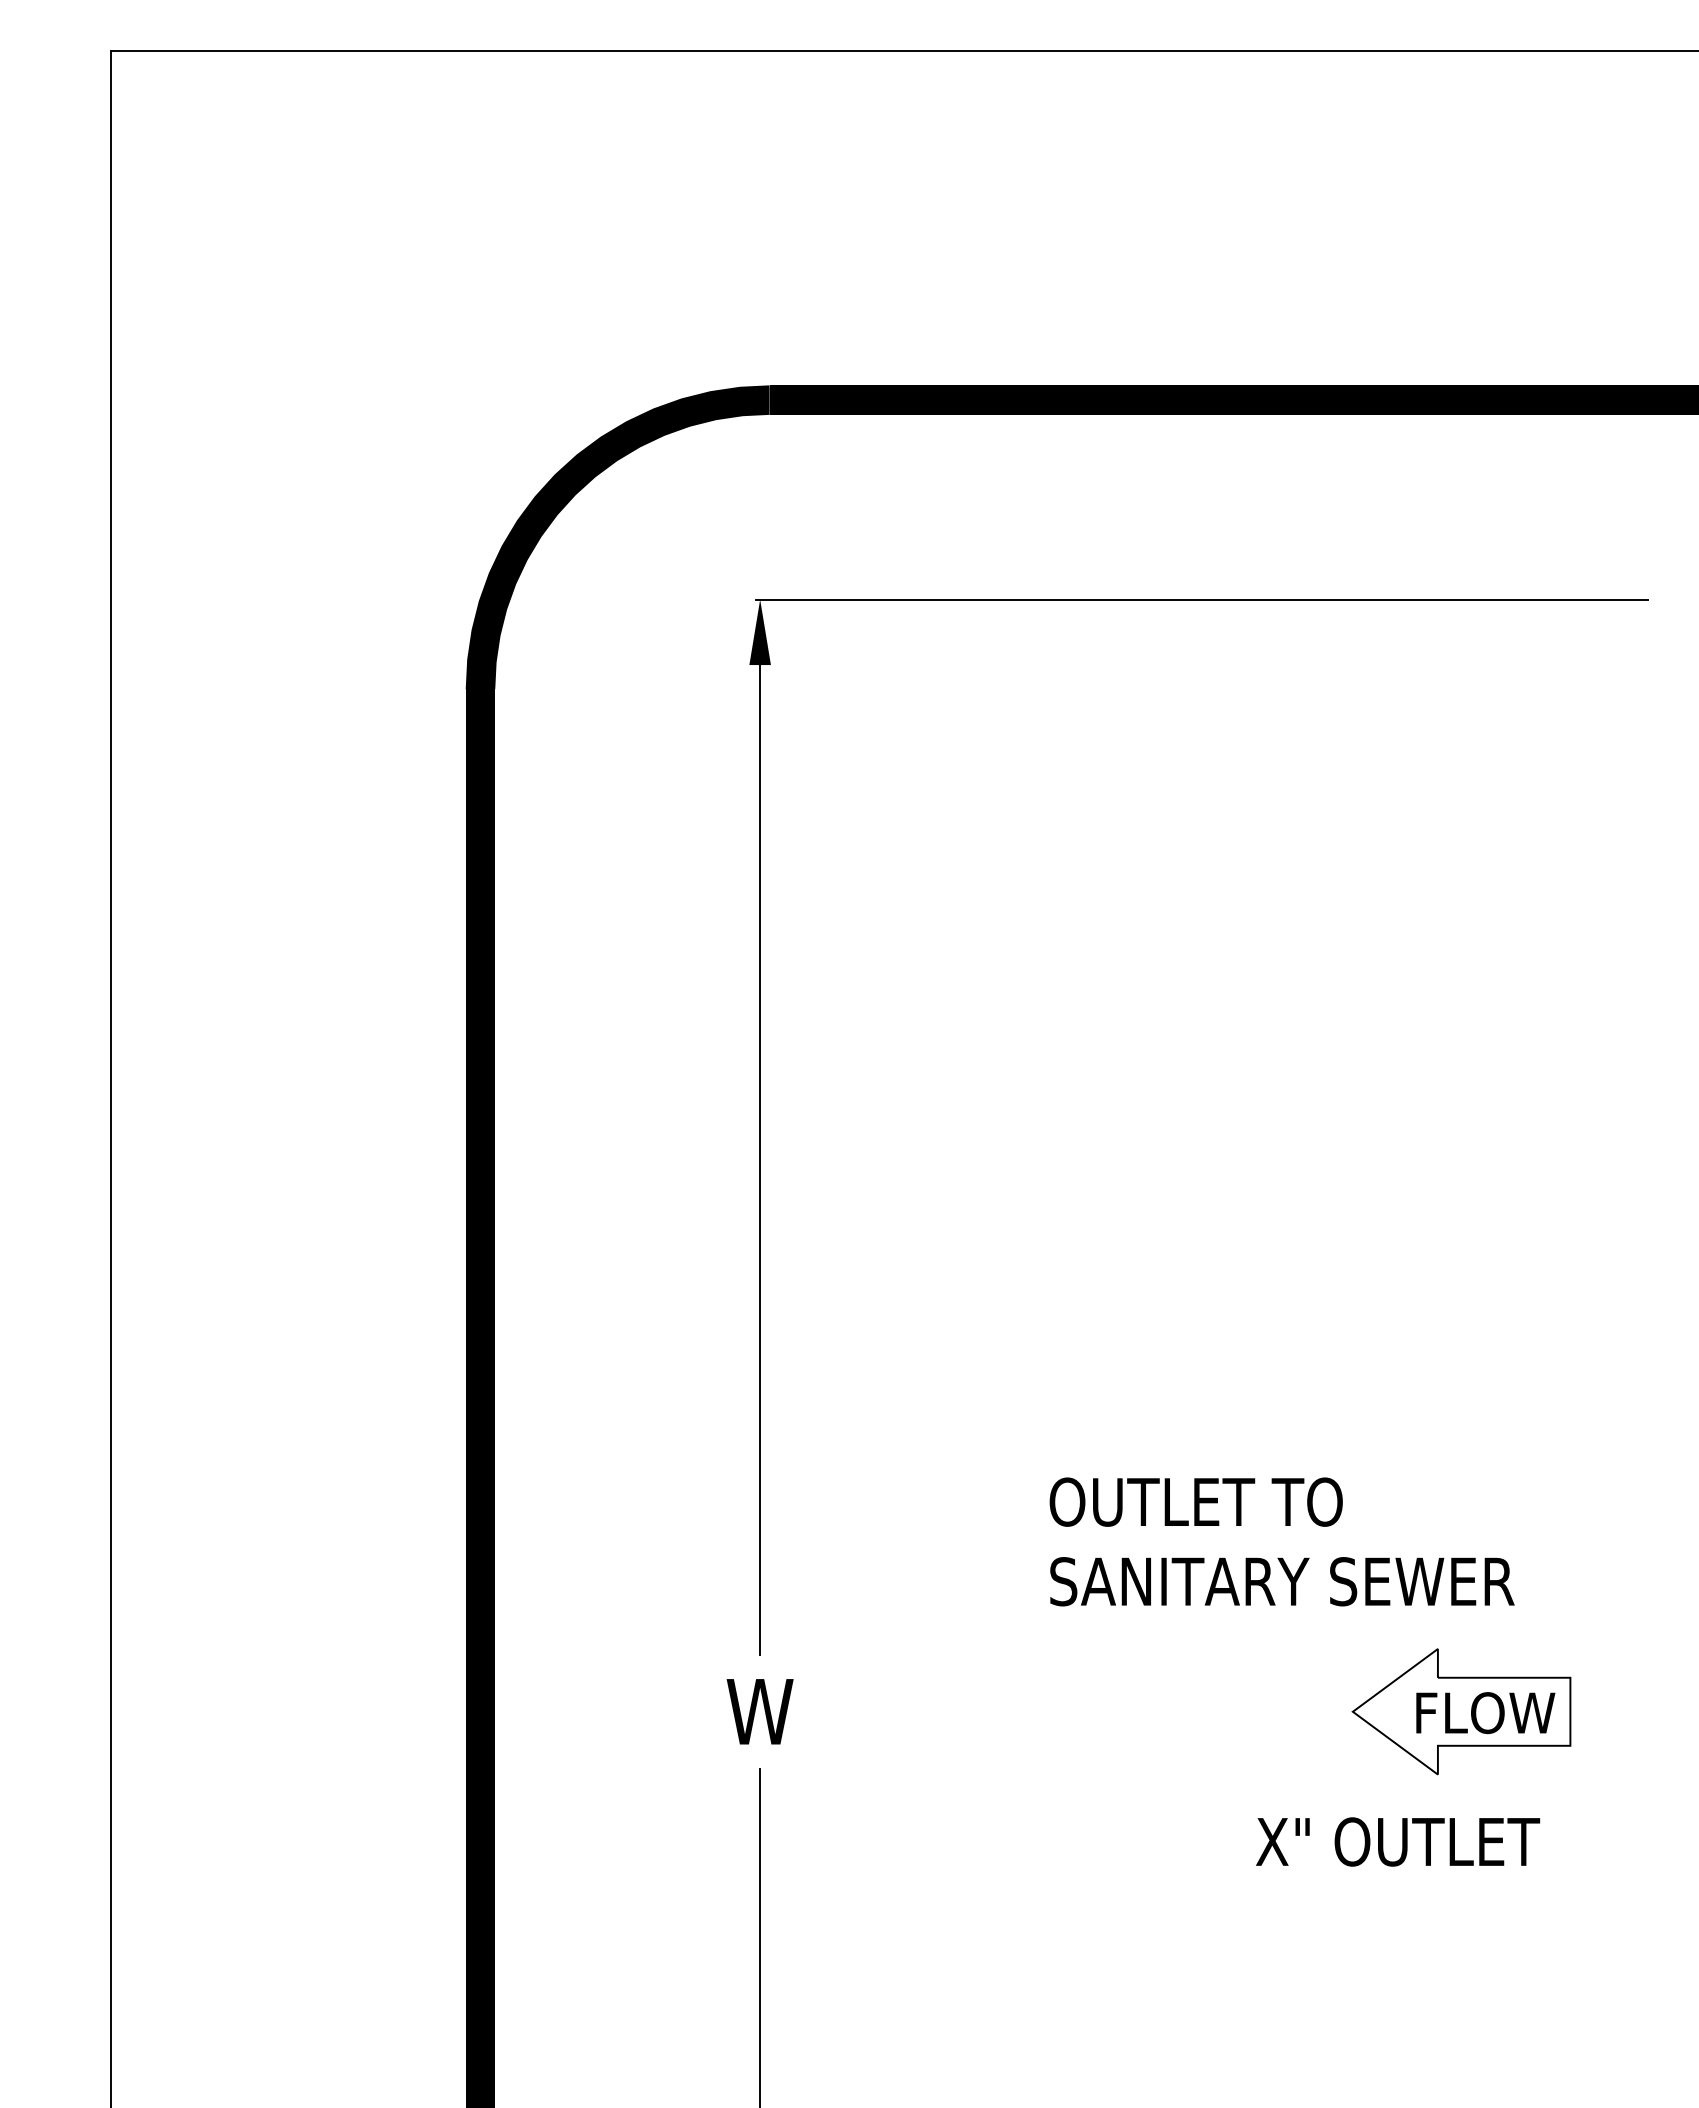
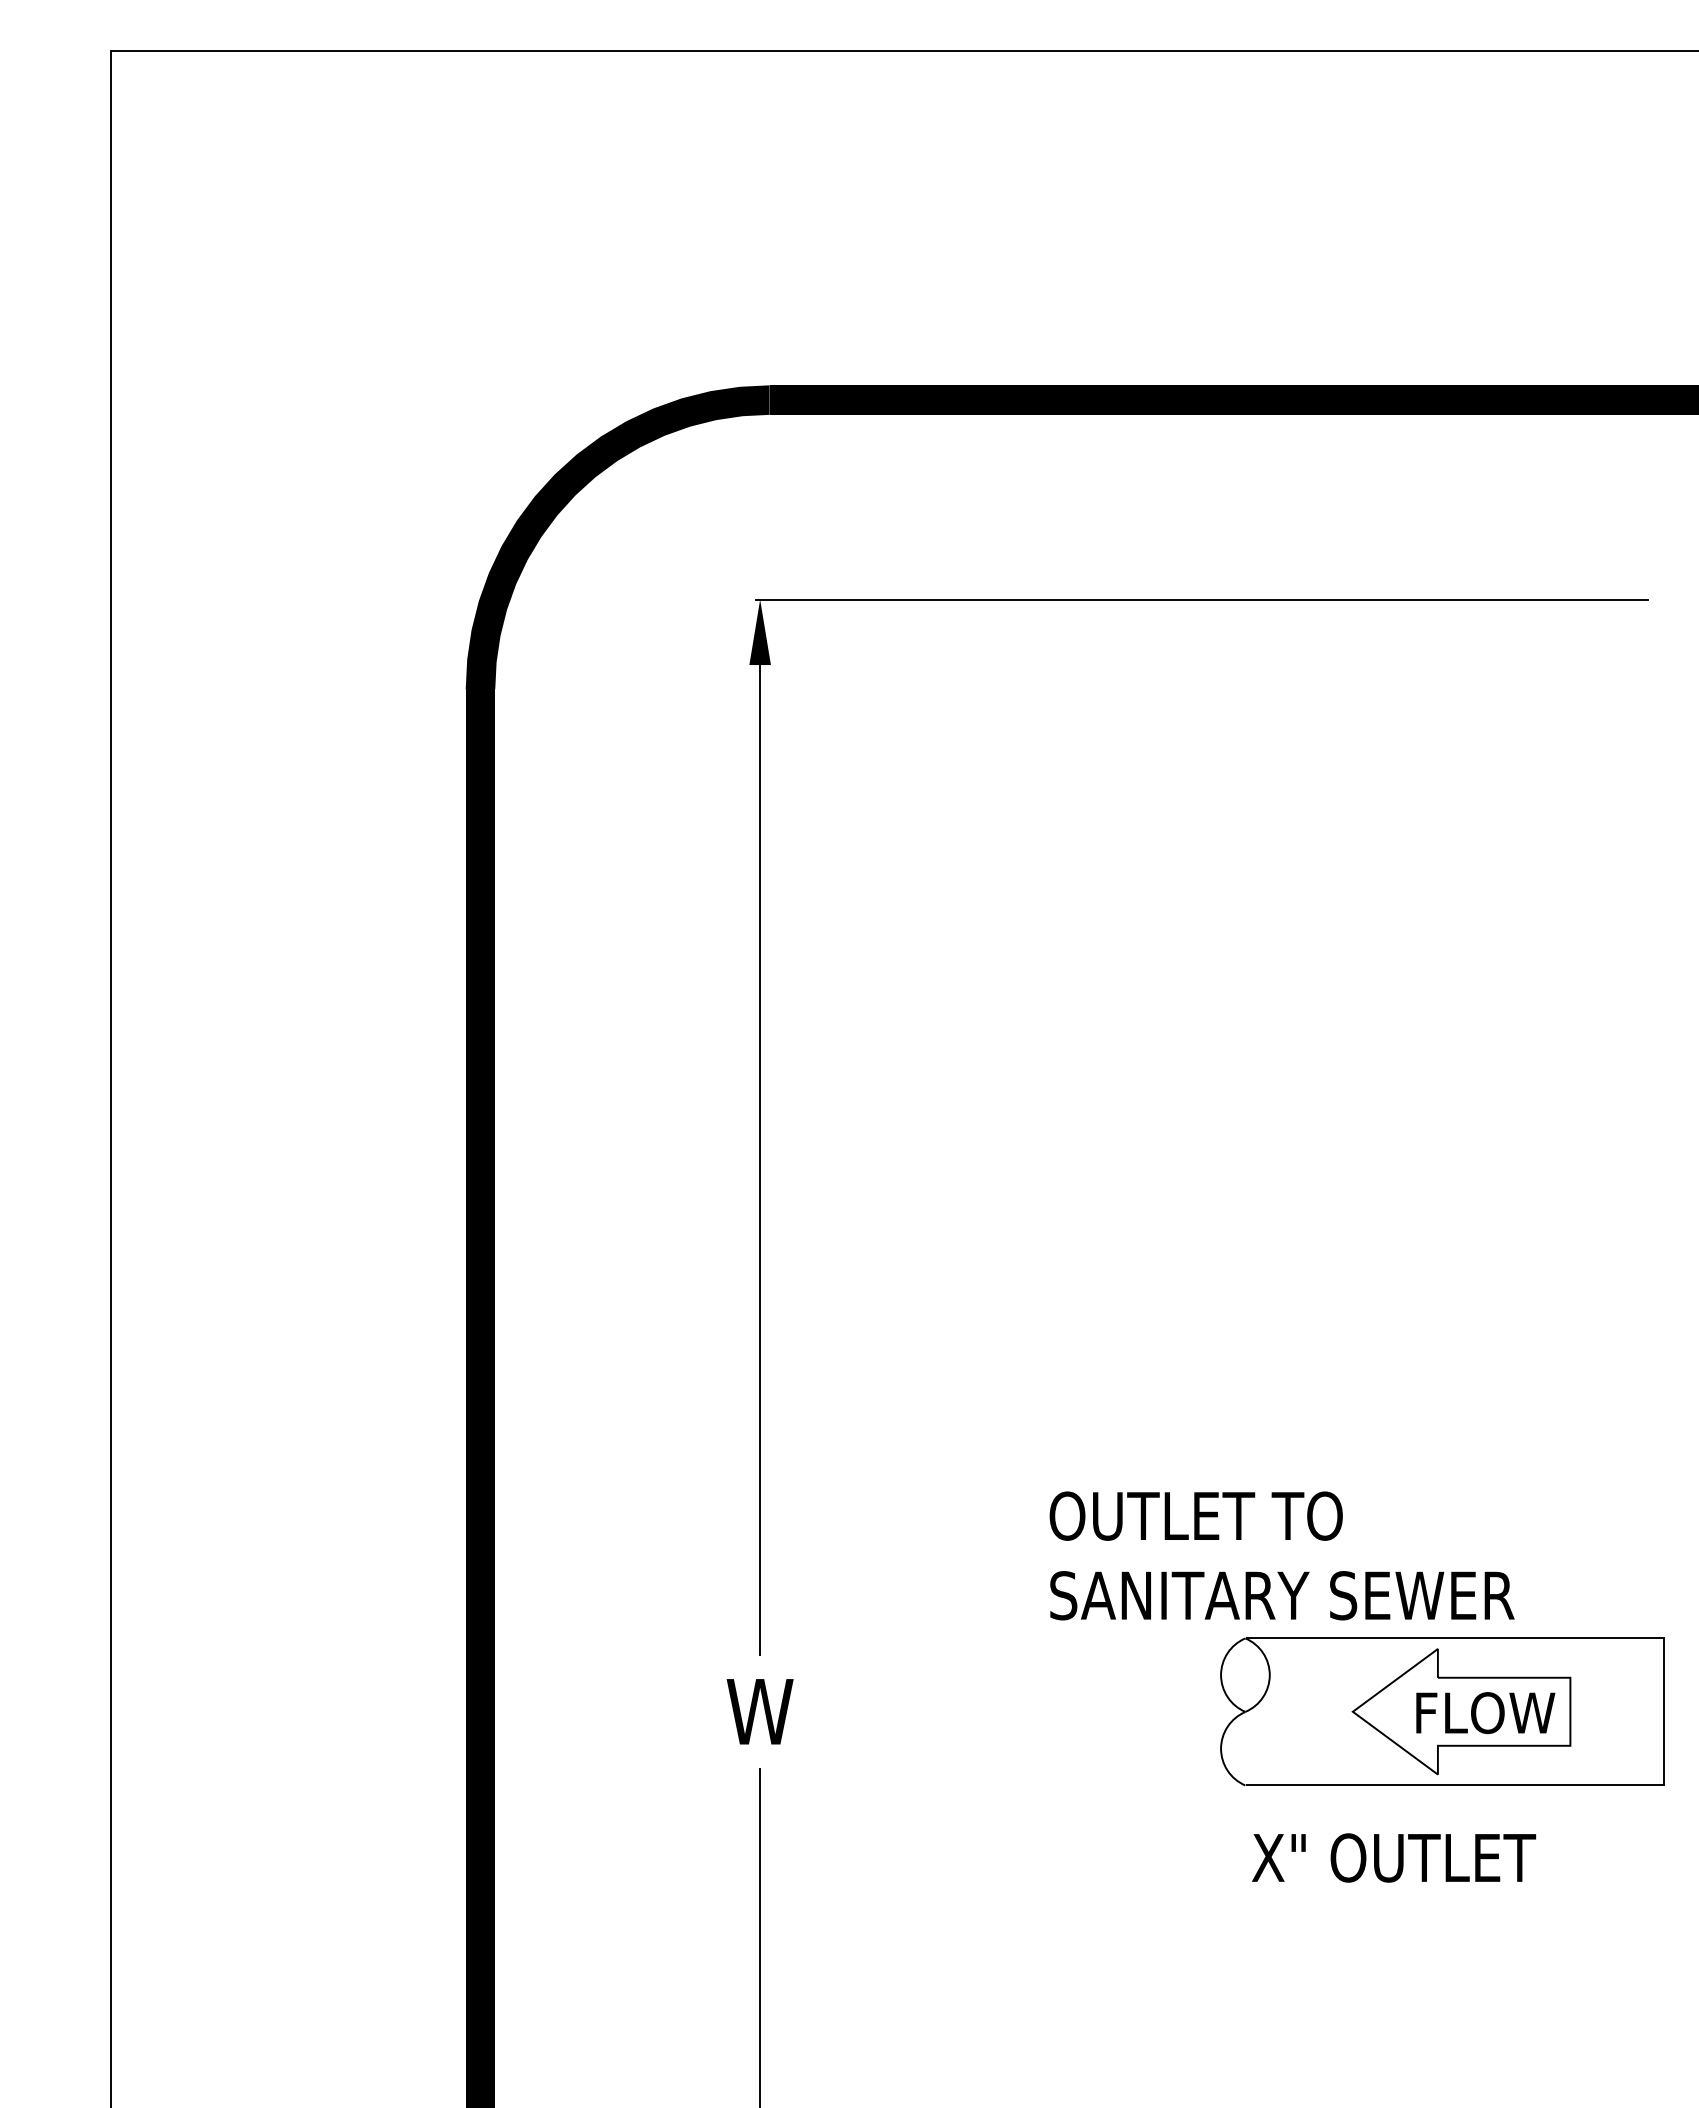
text position: (1281, 1541) -> (1281, 1555) (1281, 1555)
part: none -> present (1442, 1711)
text position: (1398, 1841) -> (1394, 1857) (1394, 1857)
